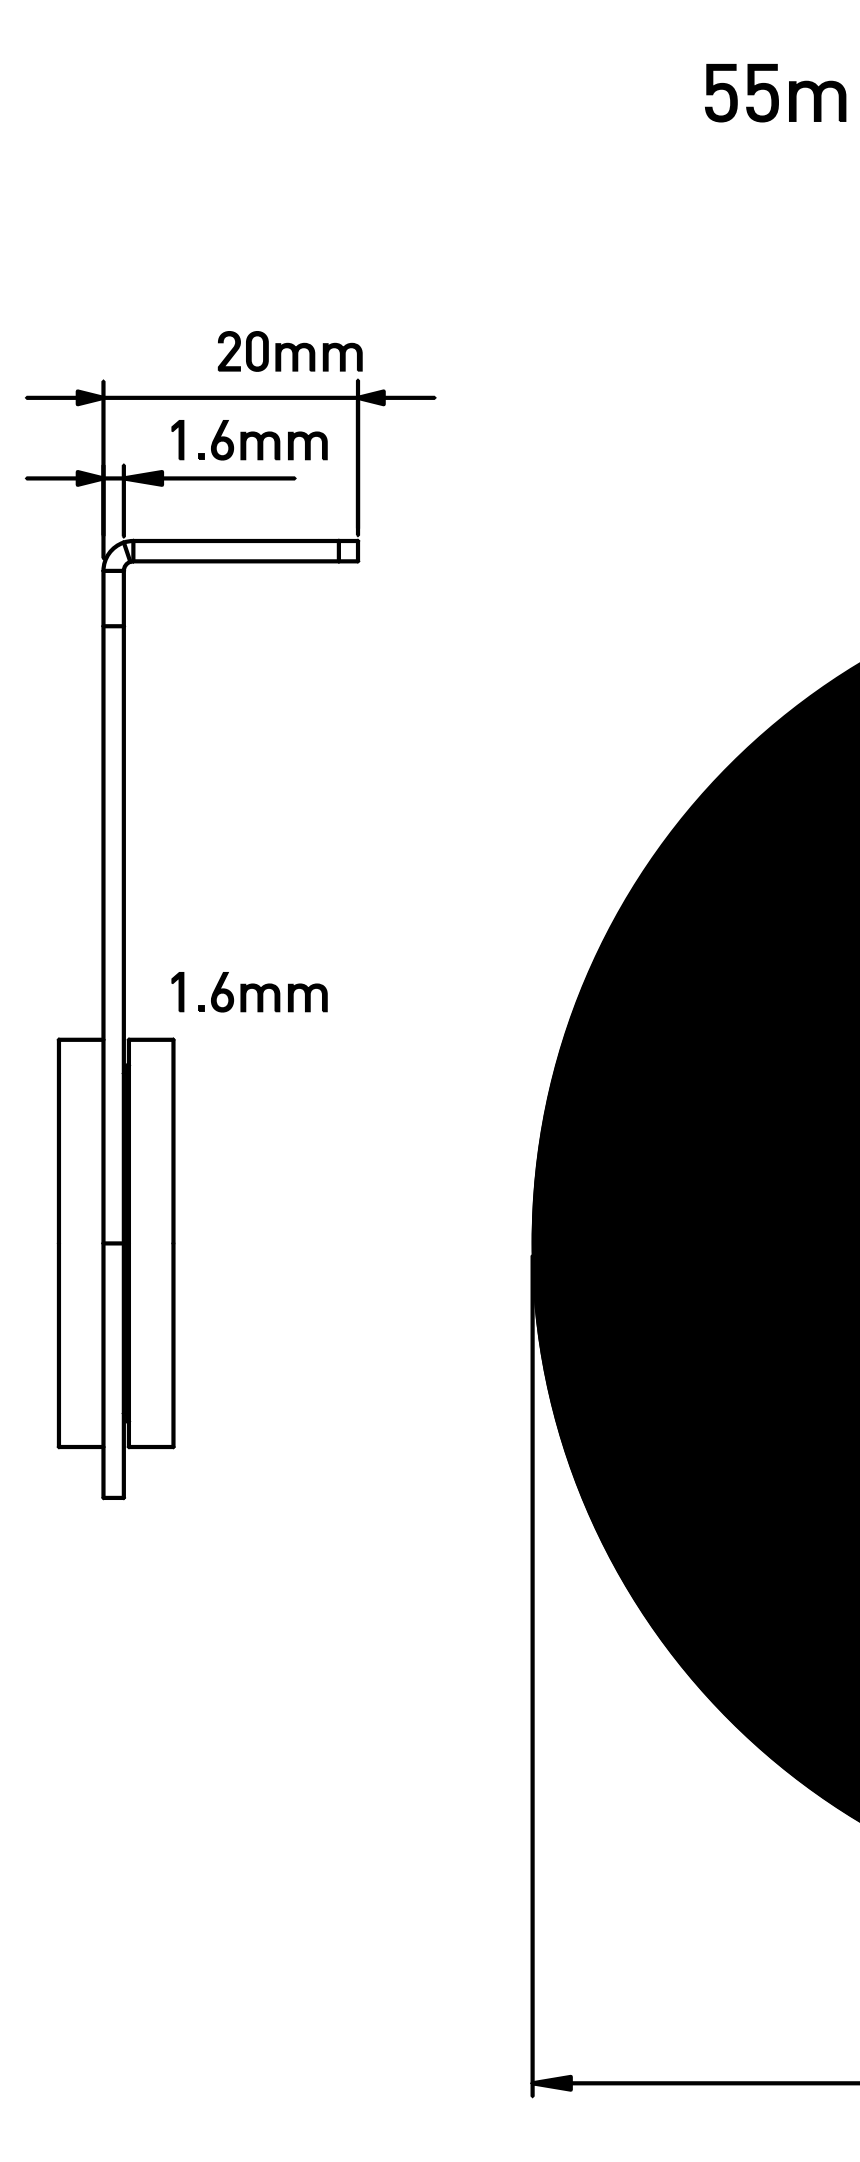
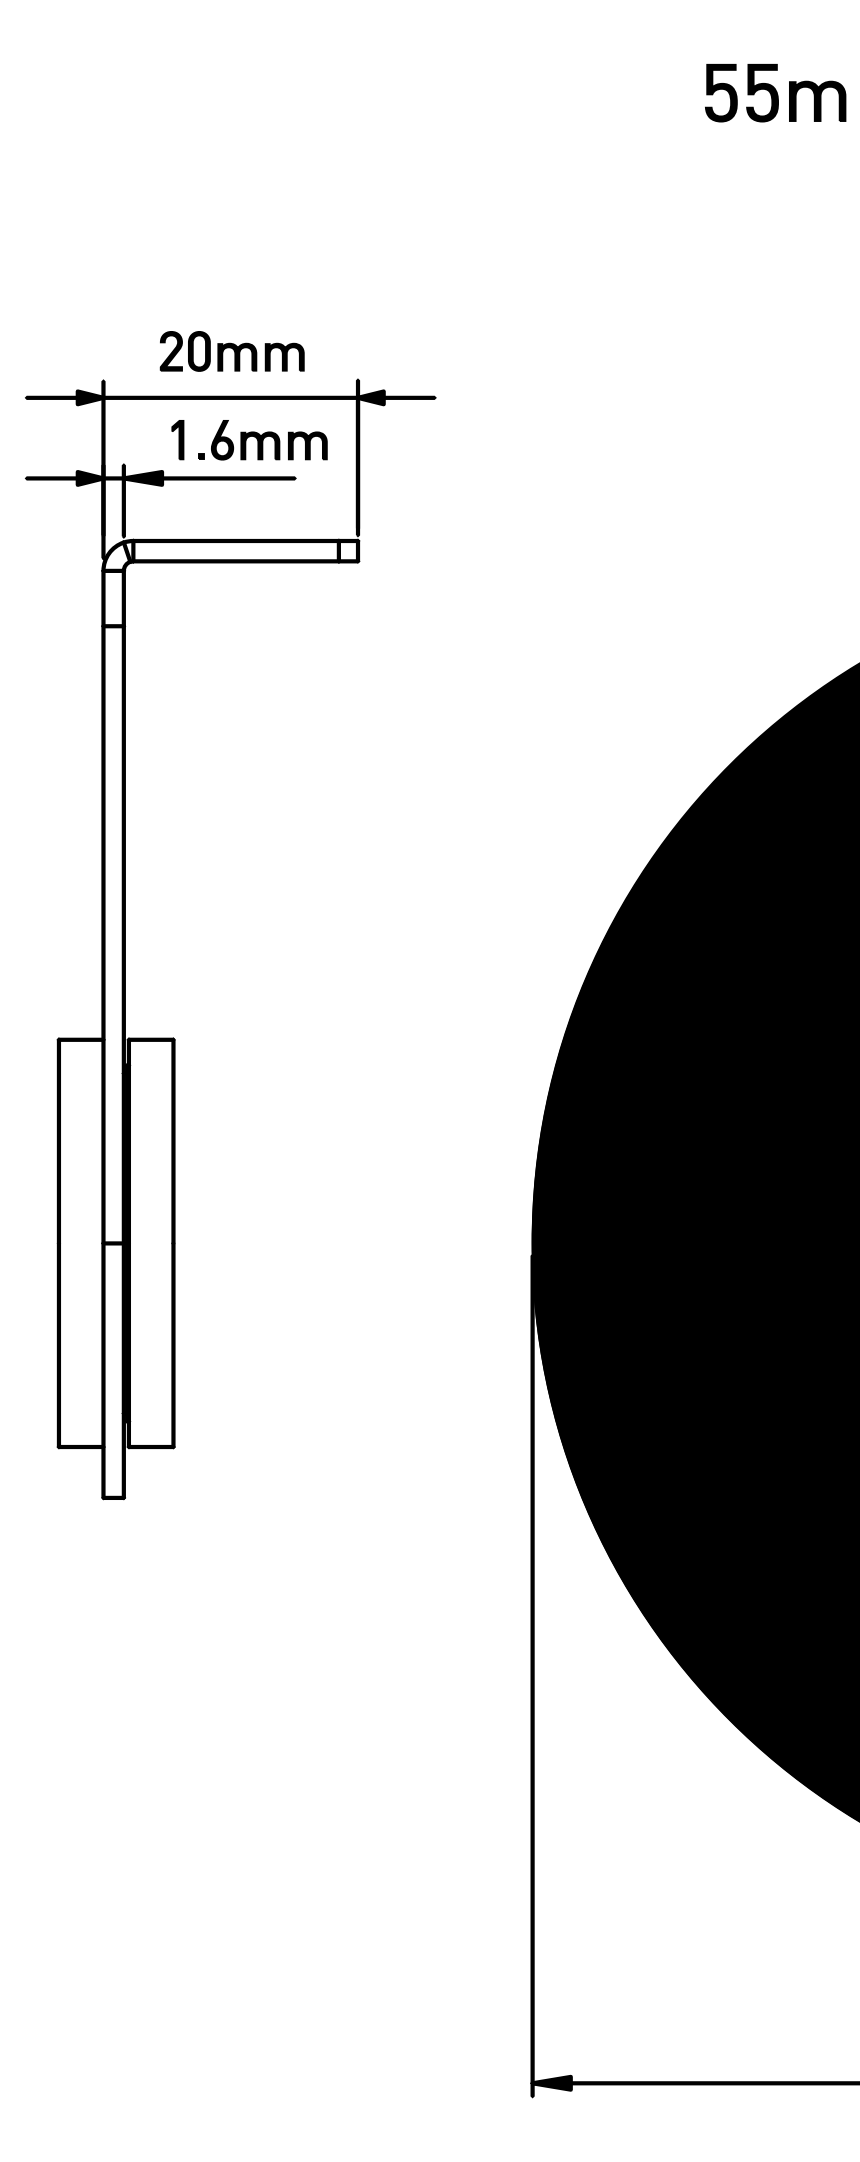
part position: (289, 351) -> (231, 351) (231, 351)
part: present -> none (249, 992)
